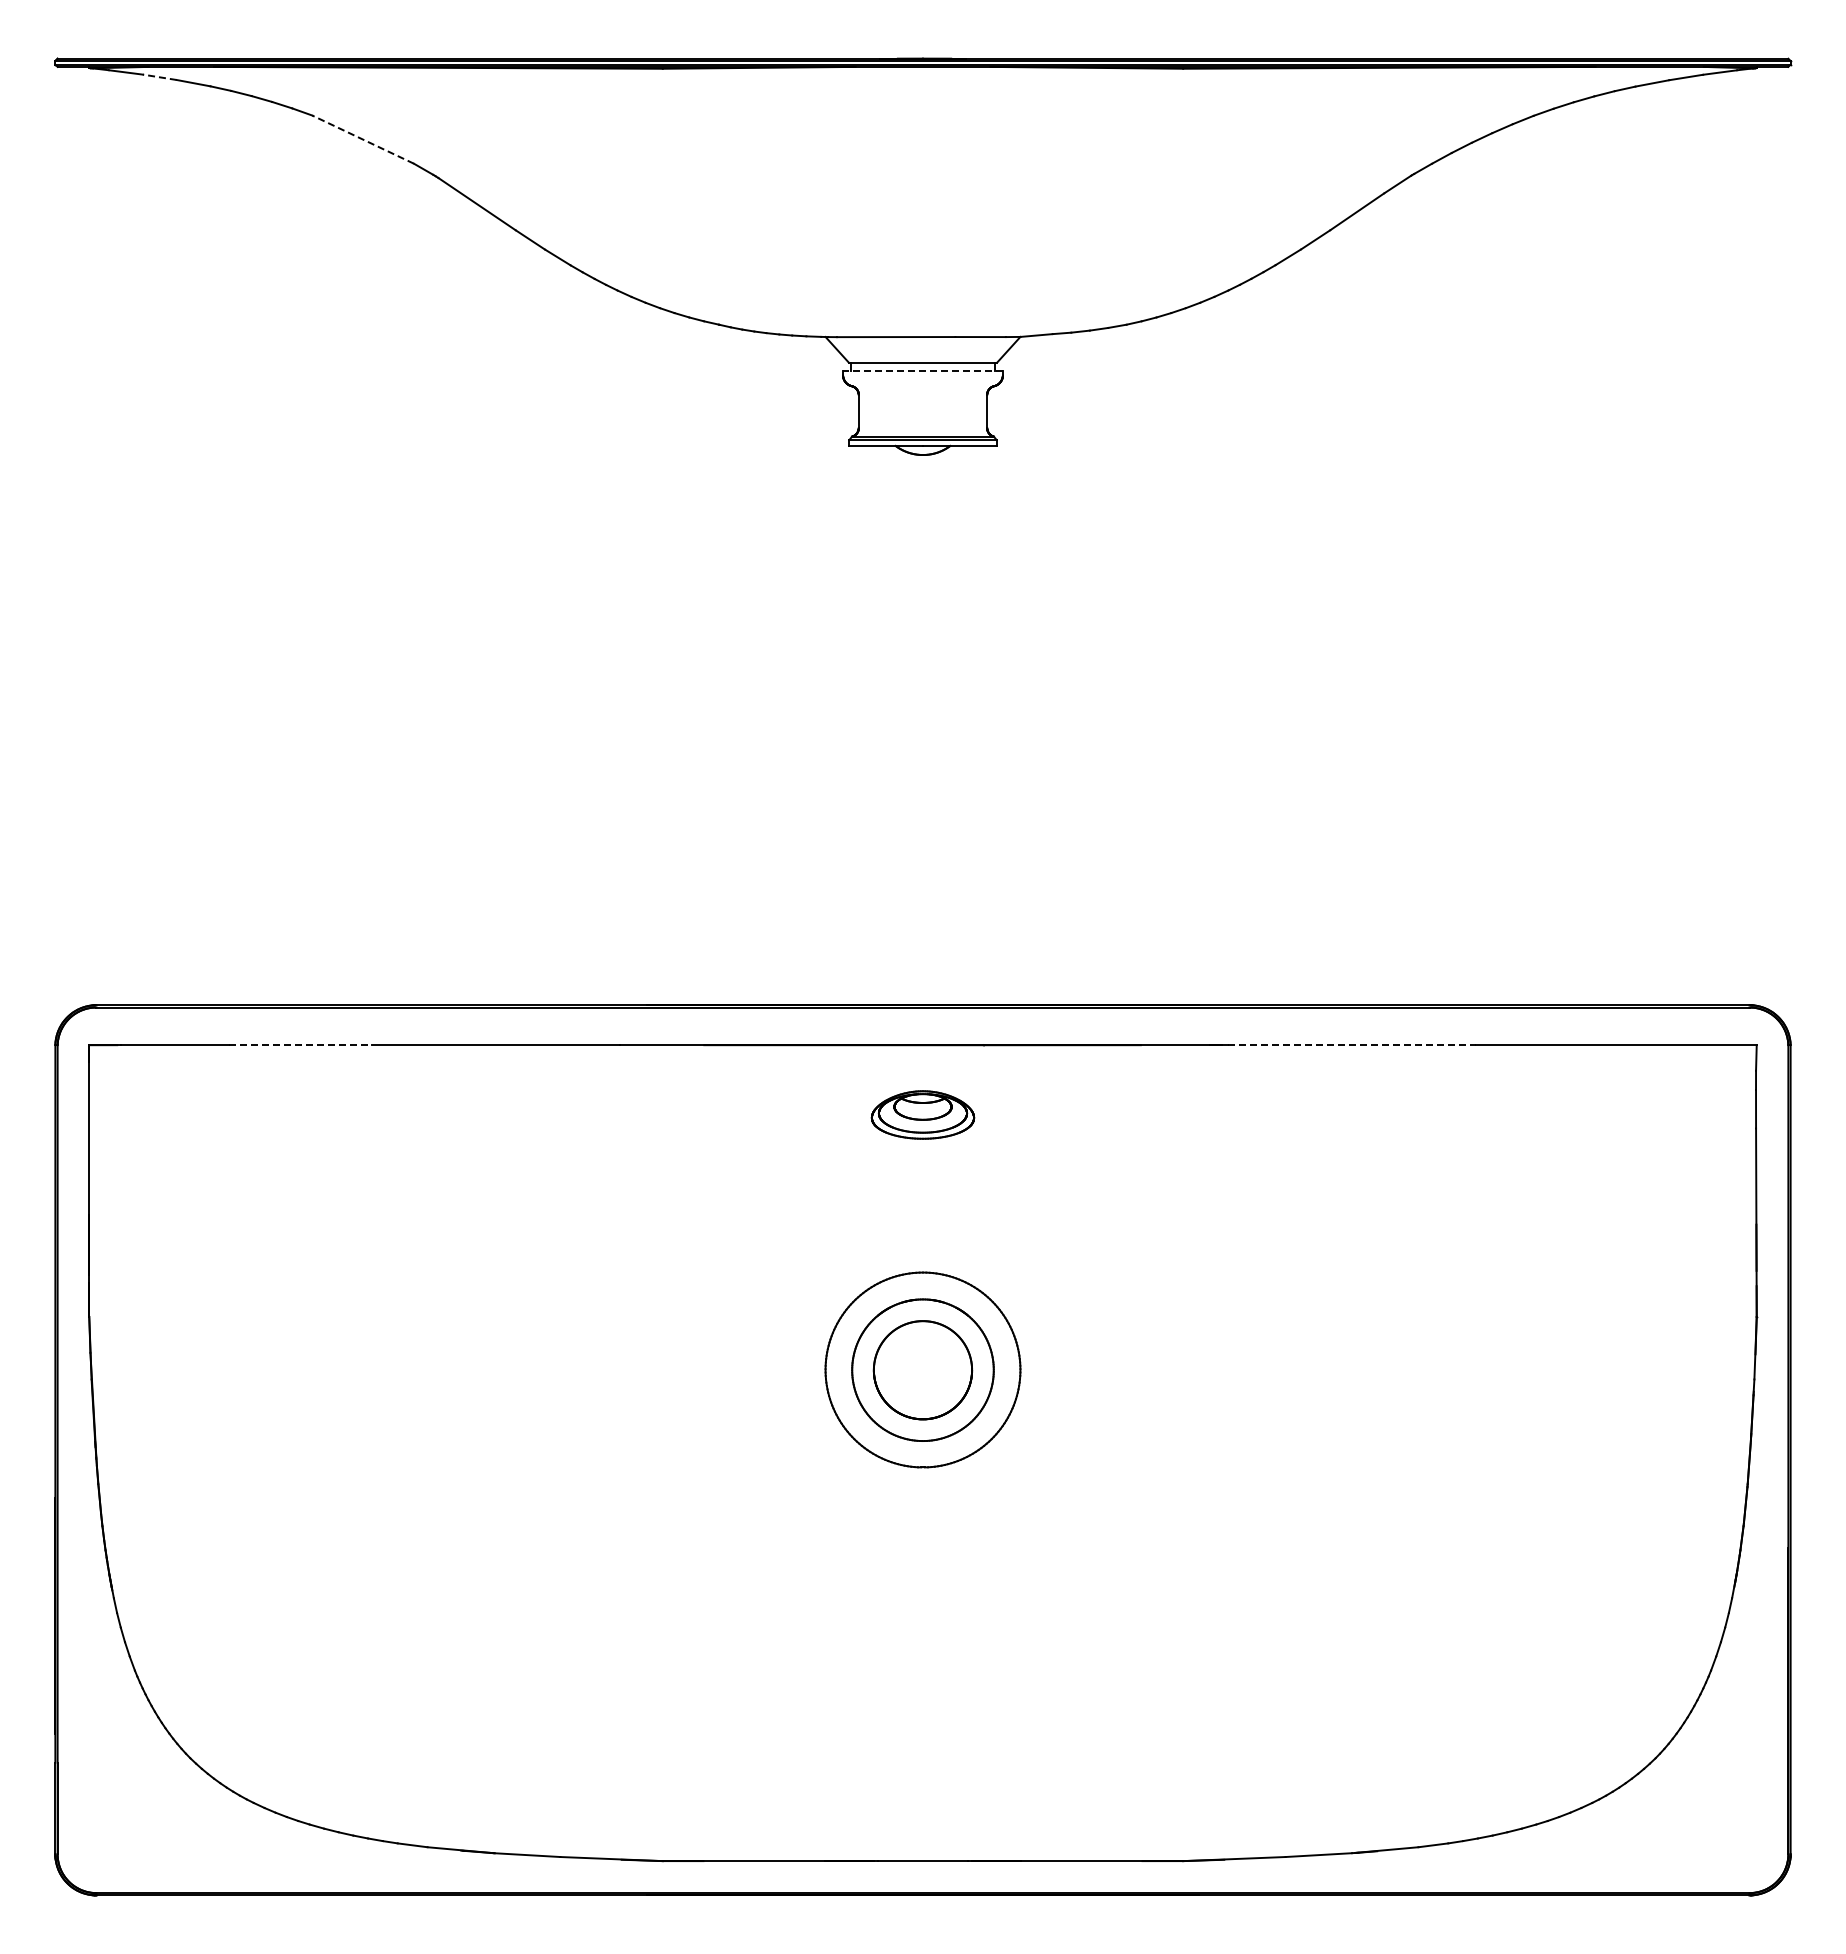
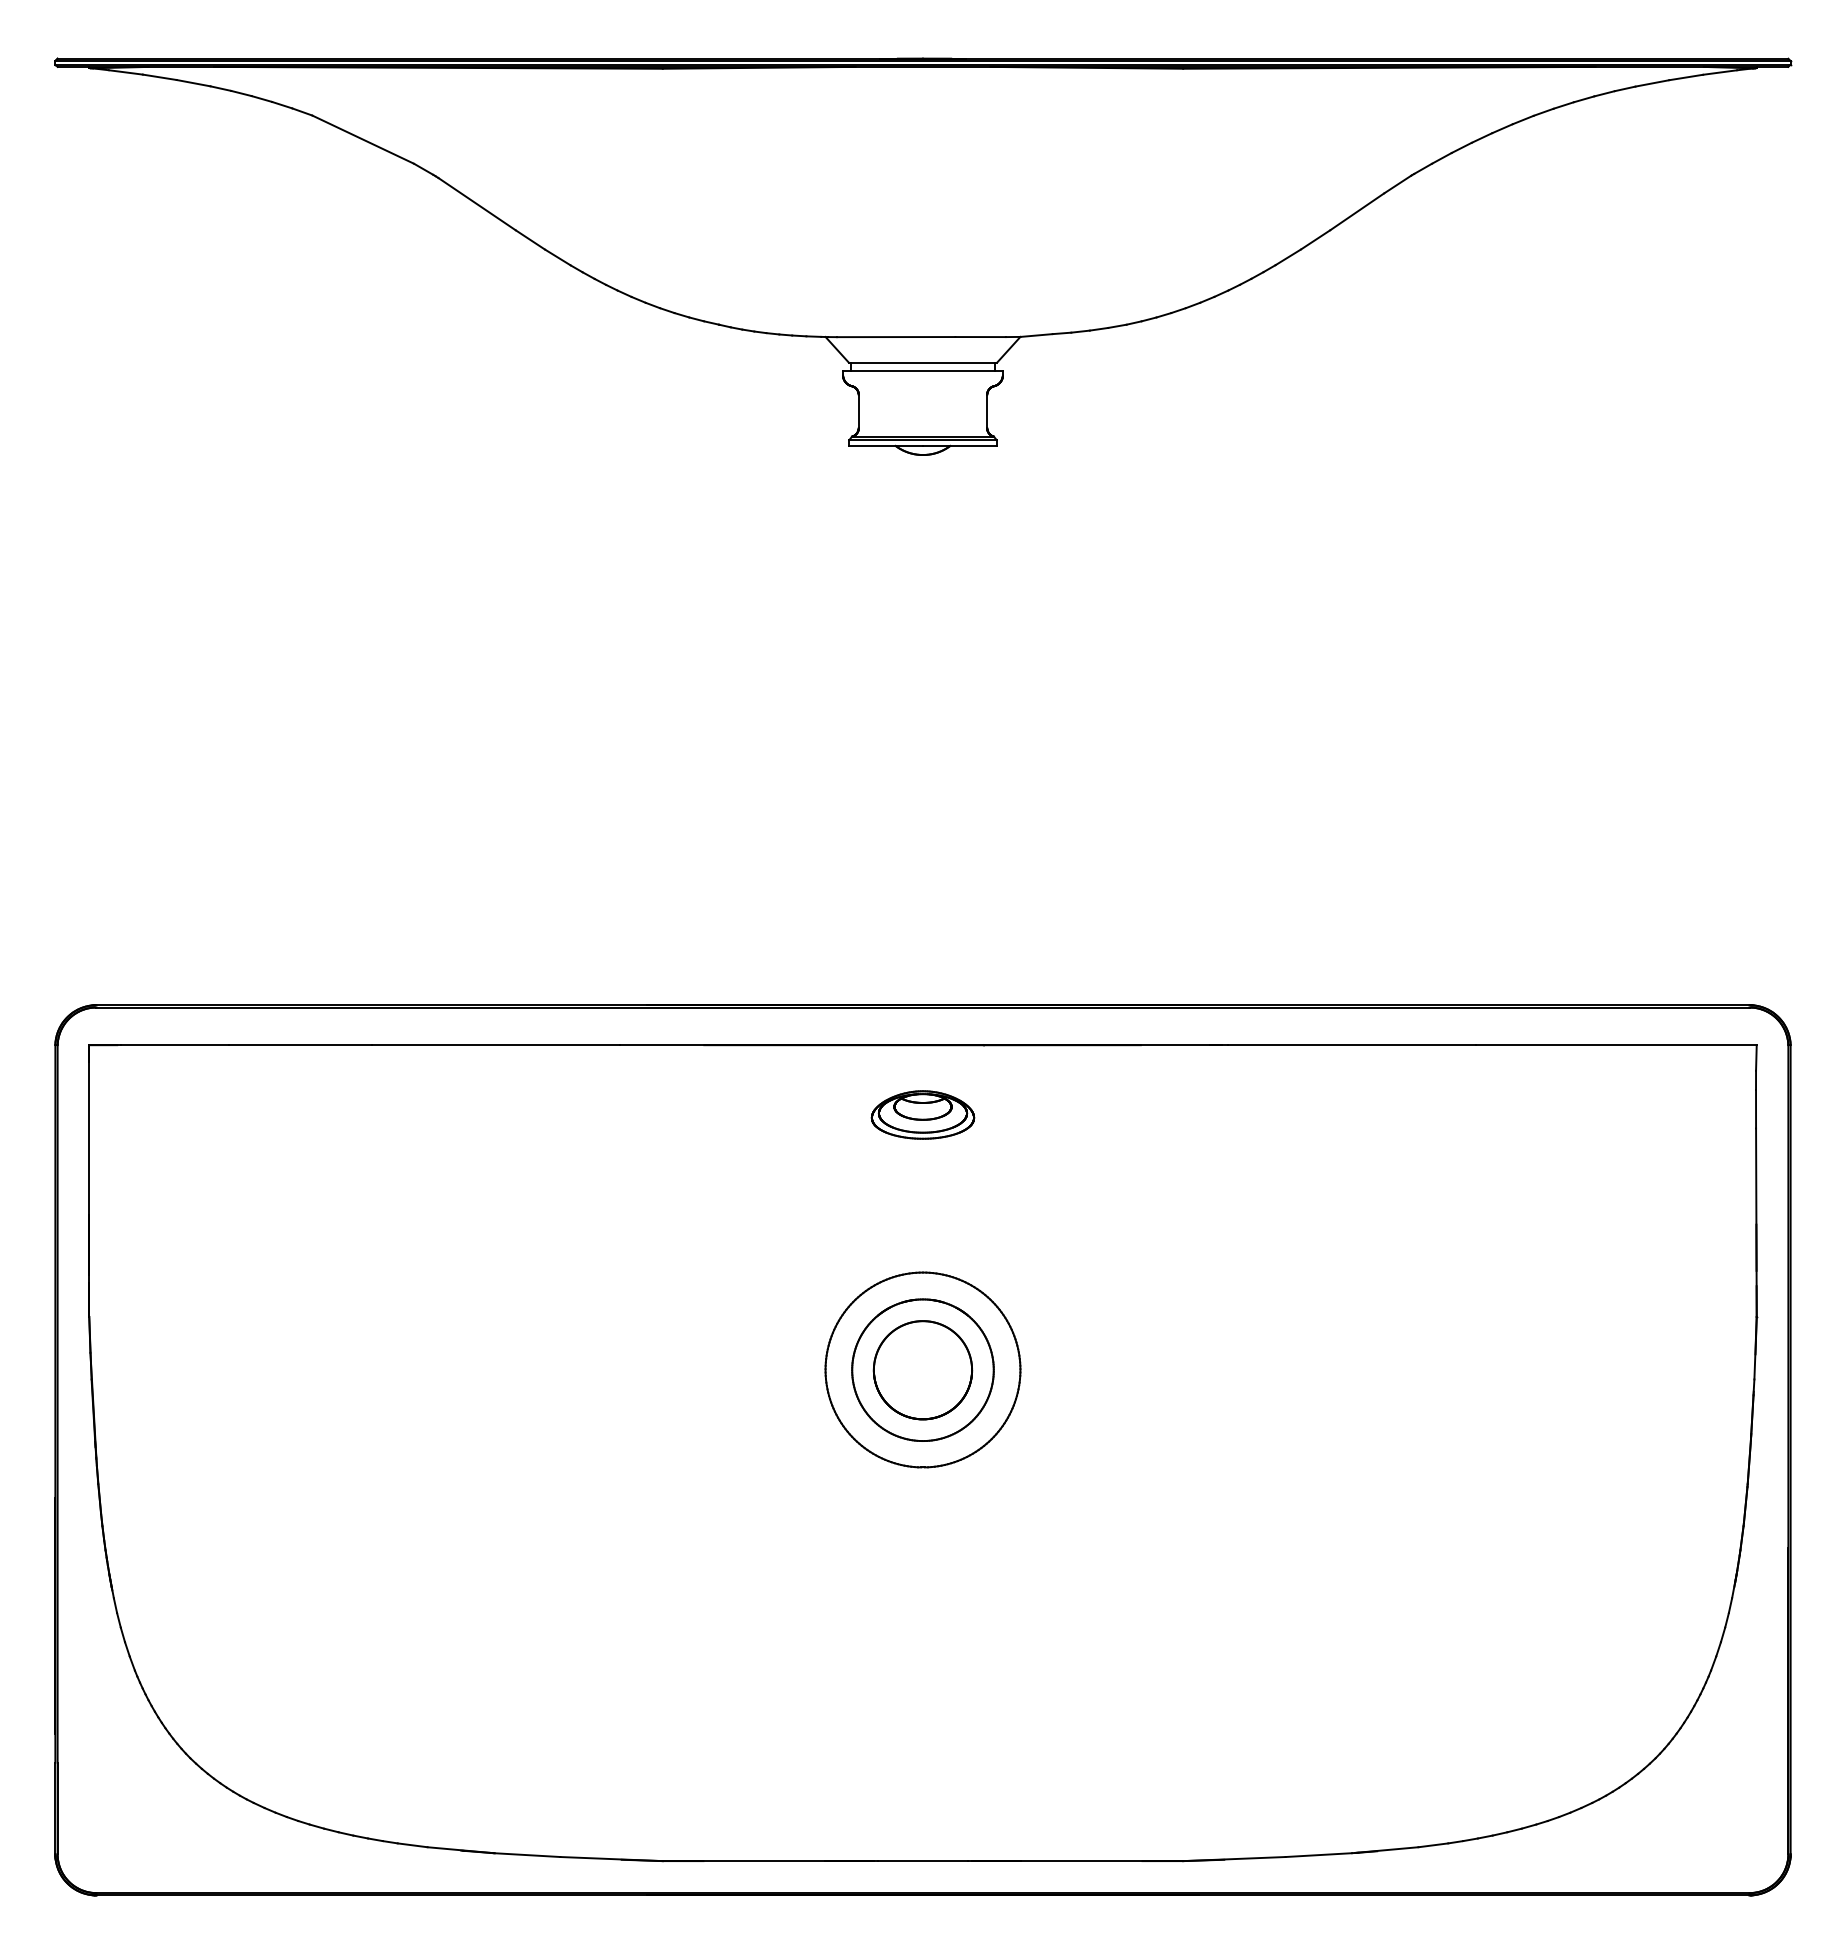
line: dashed -> solid (159, 77)
line: dashed -> solid (362, 139)
line: dashed -> solid (923, 370)
line: dashed -> solid (300, 1045)
line: dashed -> solid (1352, 1045)
